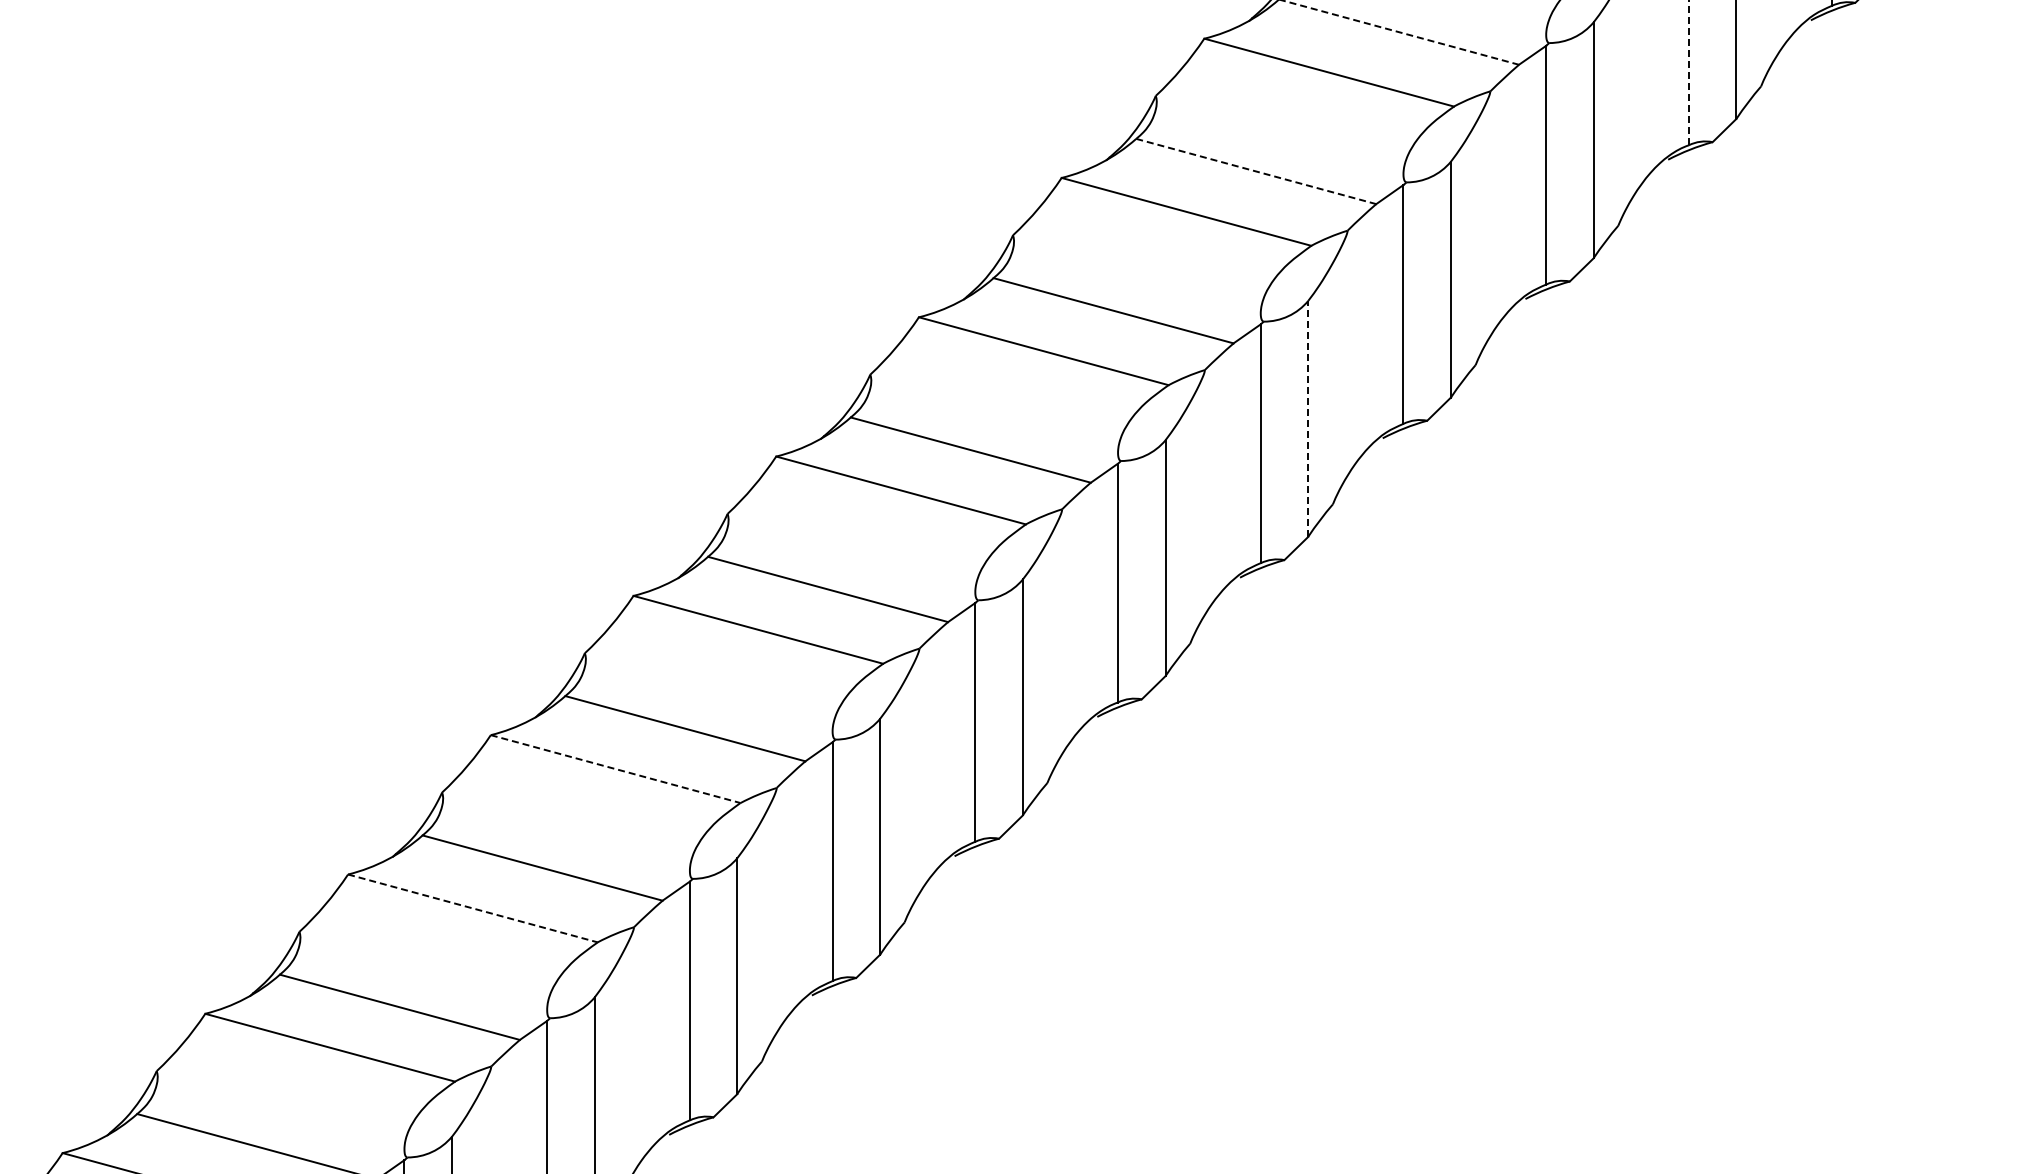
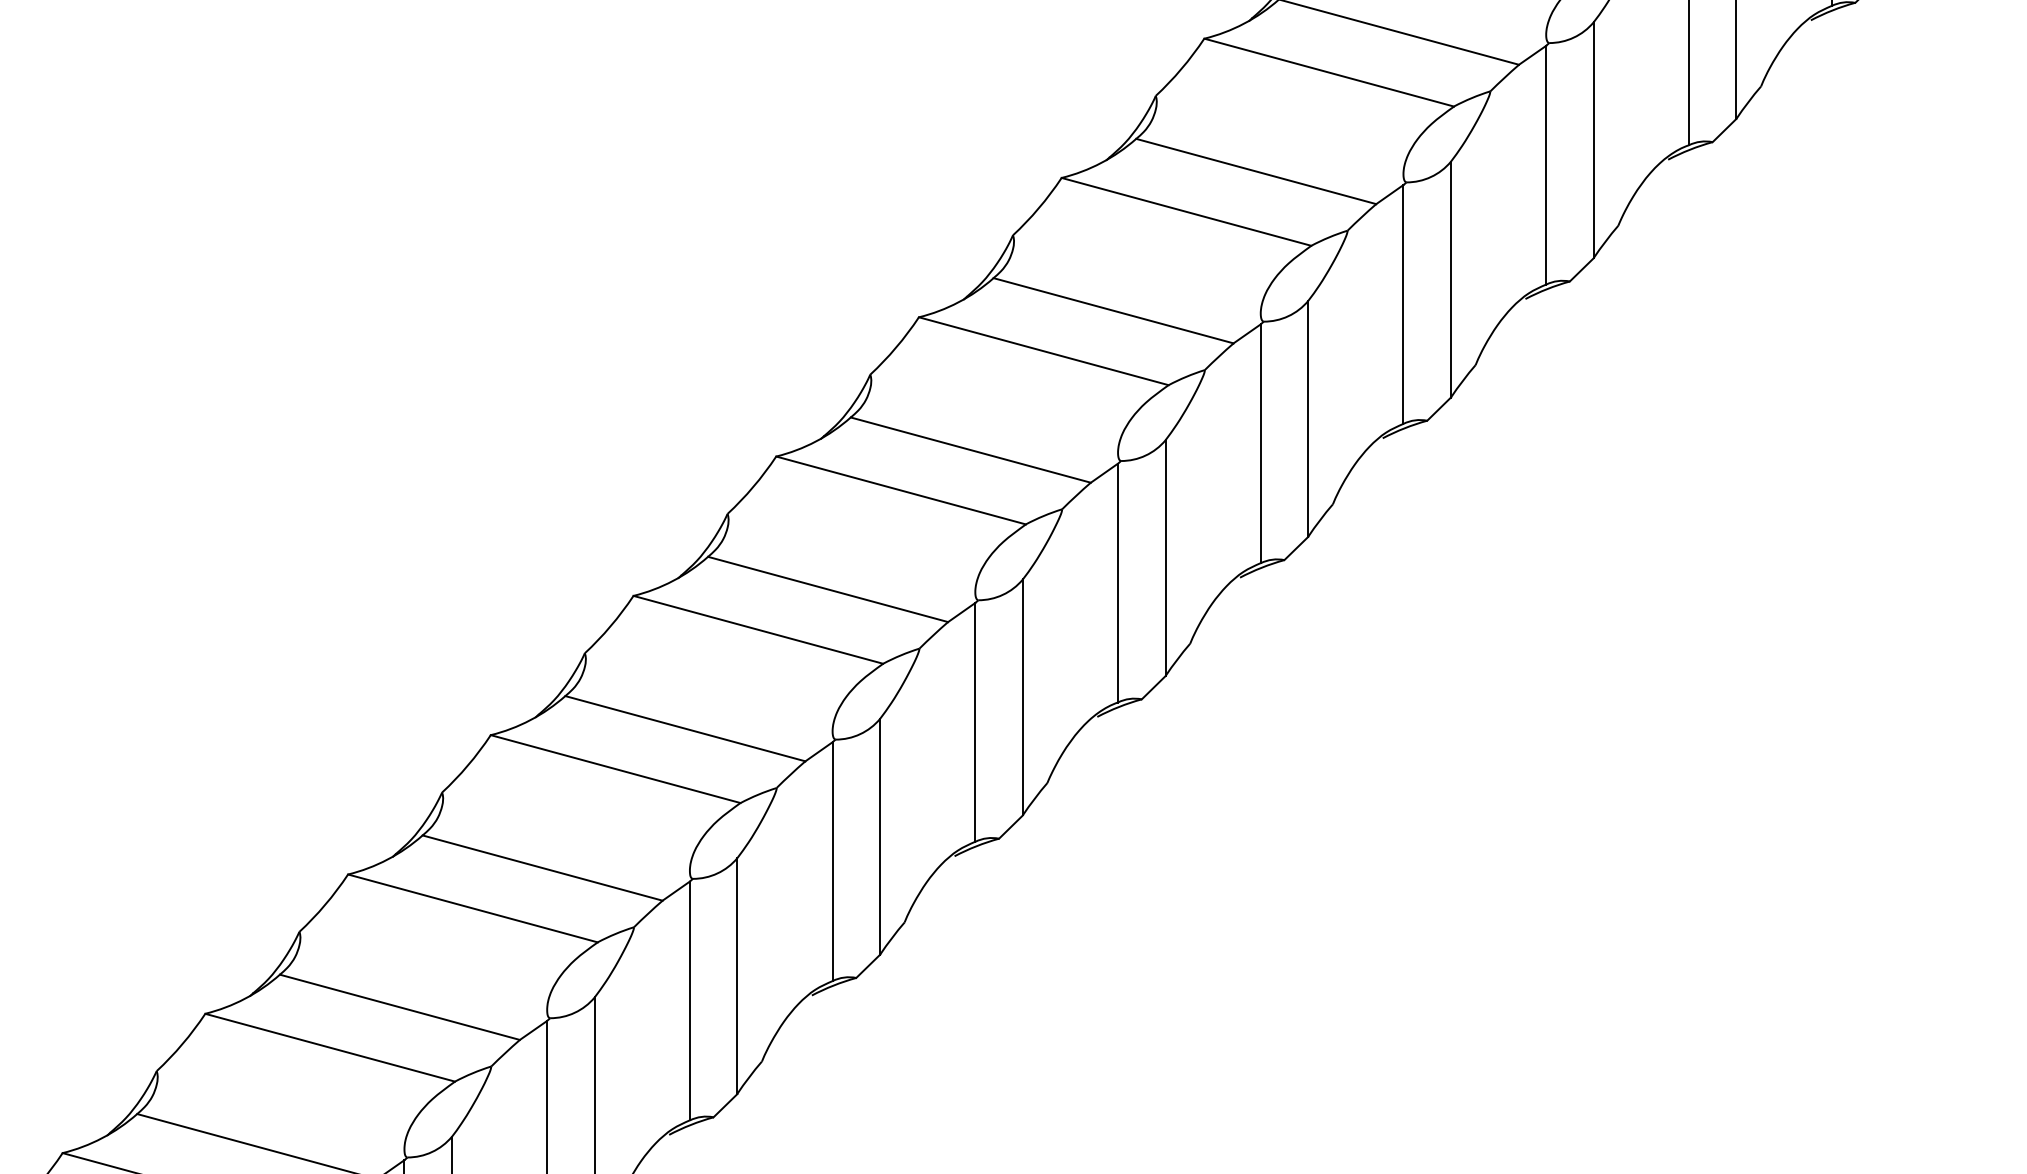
line: dashed -> solid (1400, 32)
line: dashed -> solid (1688, 72)
line: dashed -> solid (1256, 171)
line: dashed -> solid (1308, 418)
line: dashed -> solid (616, 769)
line: dashed -> solid (473, 908)
